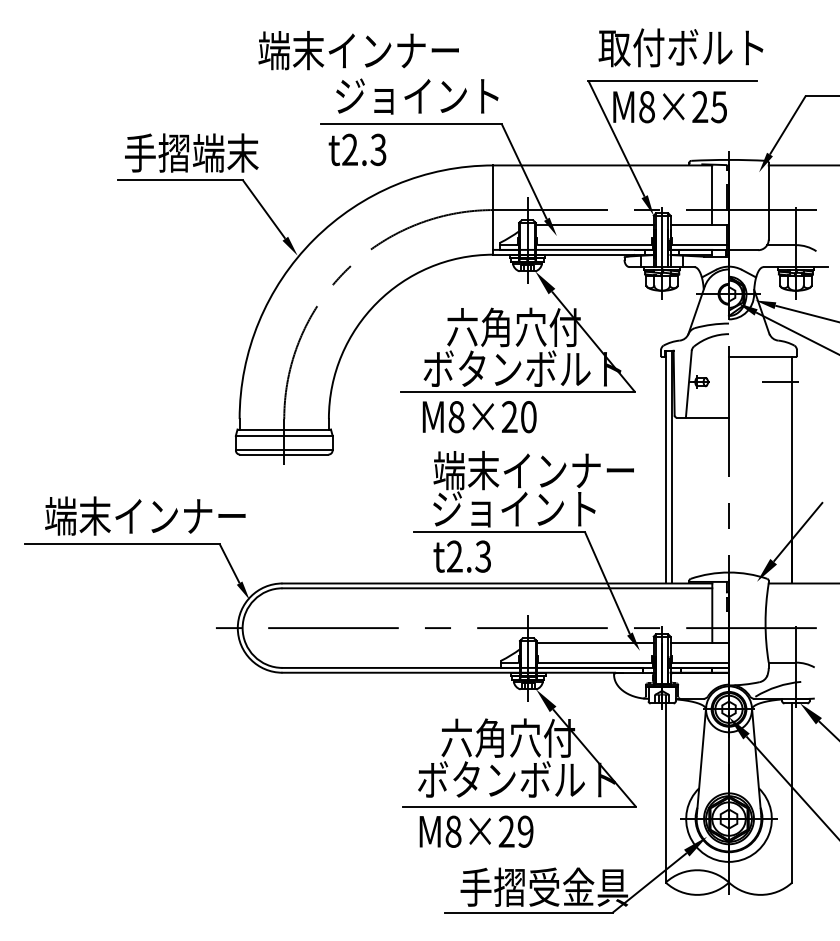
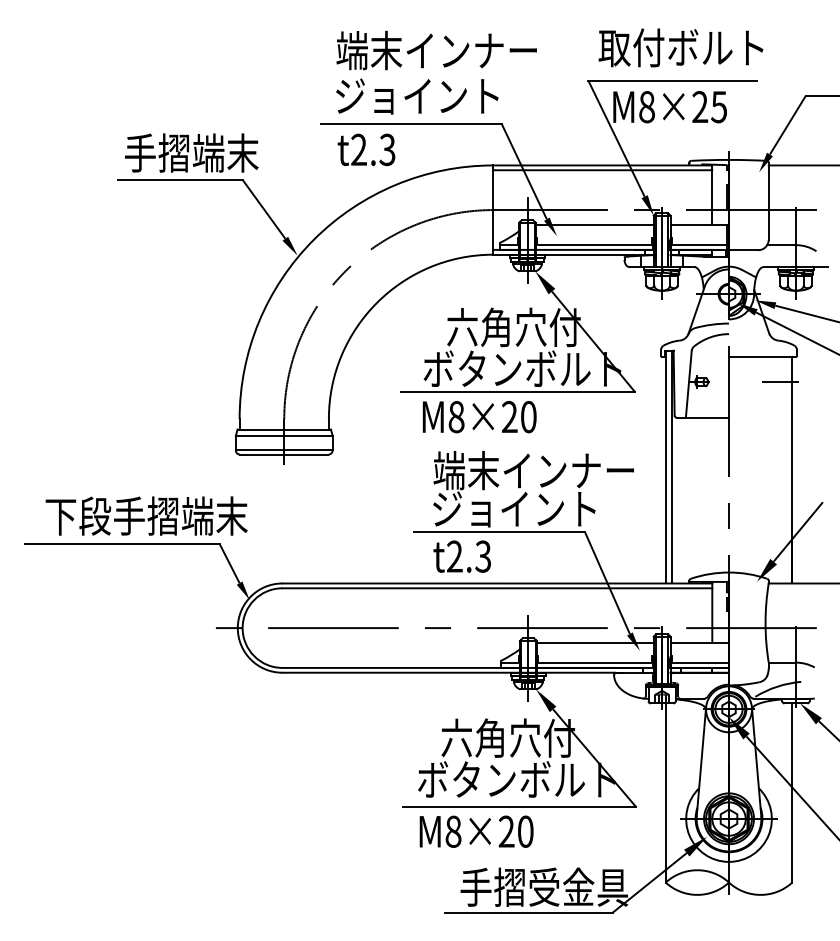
text position: (358, 50) -> (436, 50) (436, 50)
text position: (357, 149) -> (366, 149) (366, 149)
line: none -> present (602, 170)
text: 端末インナー -> 下段手摺端末 (146, 515)
text: M8×29 -> M8×20 (525, 831)
